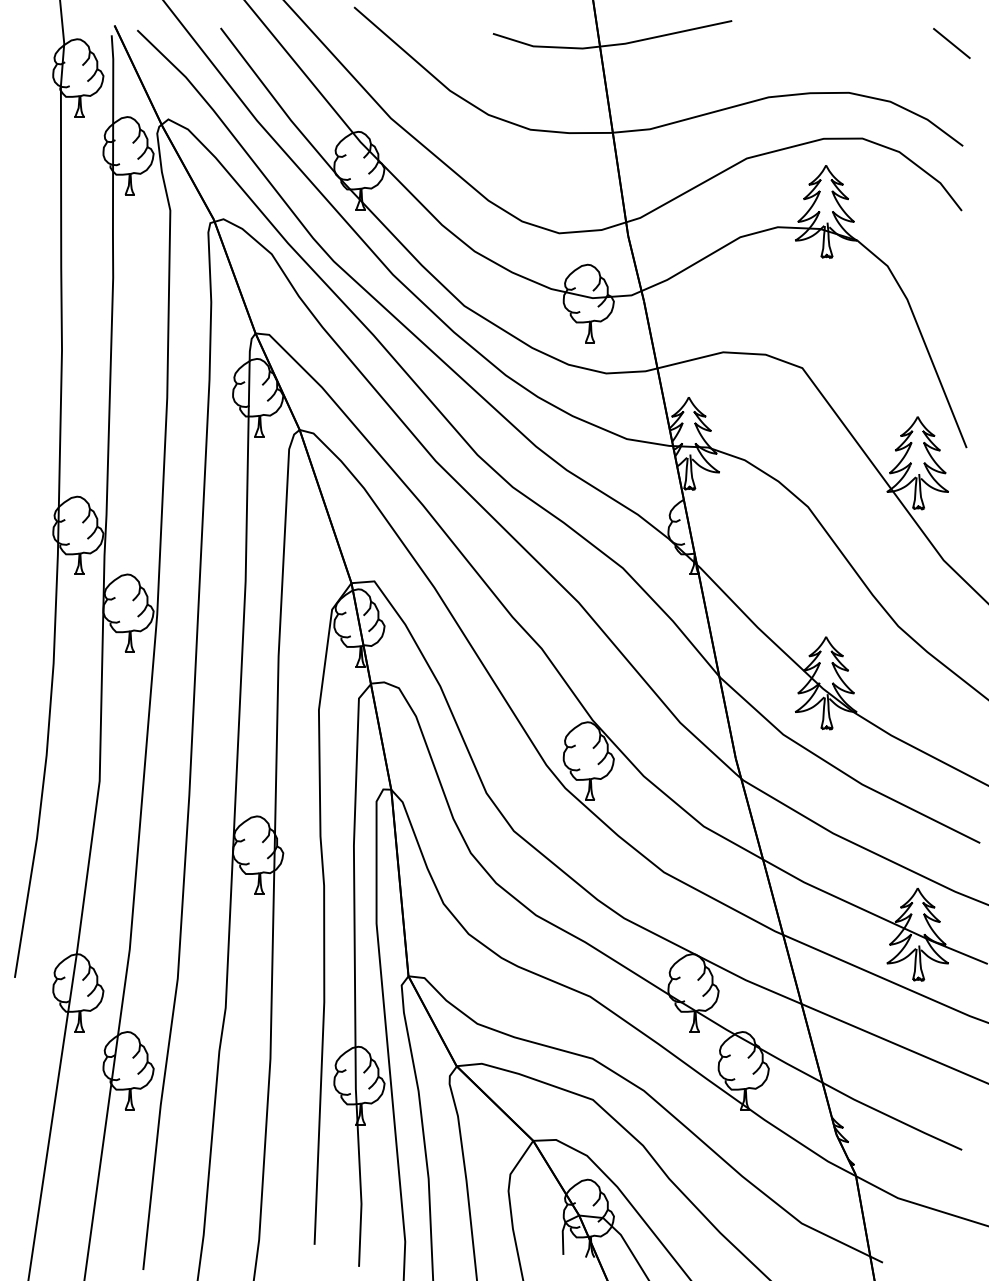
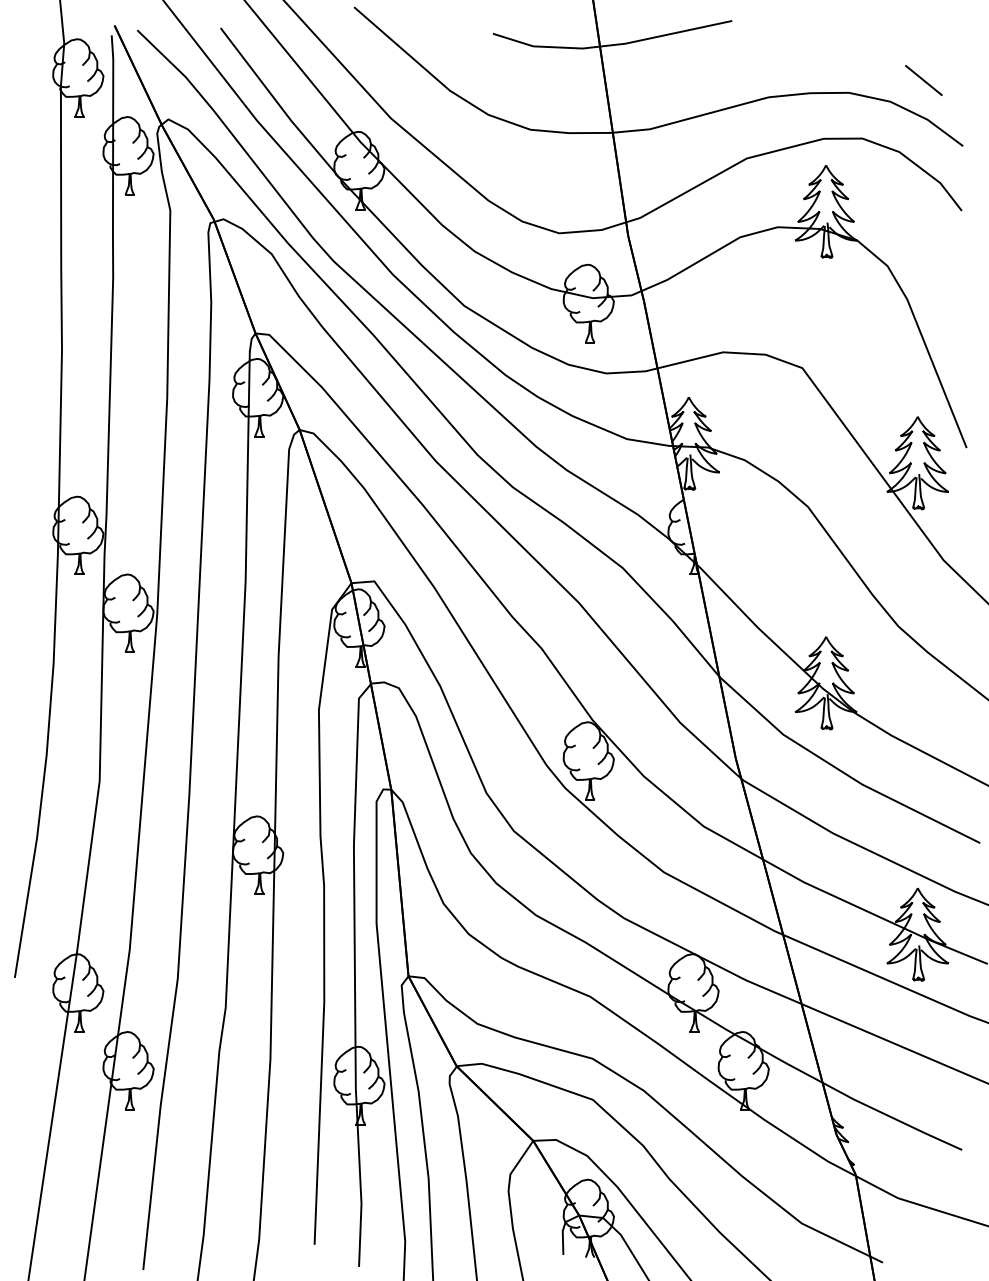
line position: (951, 43) -> (923, 80) (923, 80)
